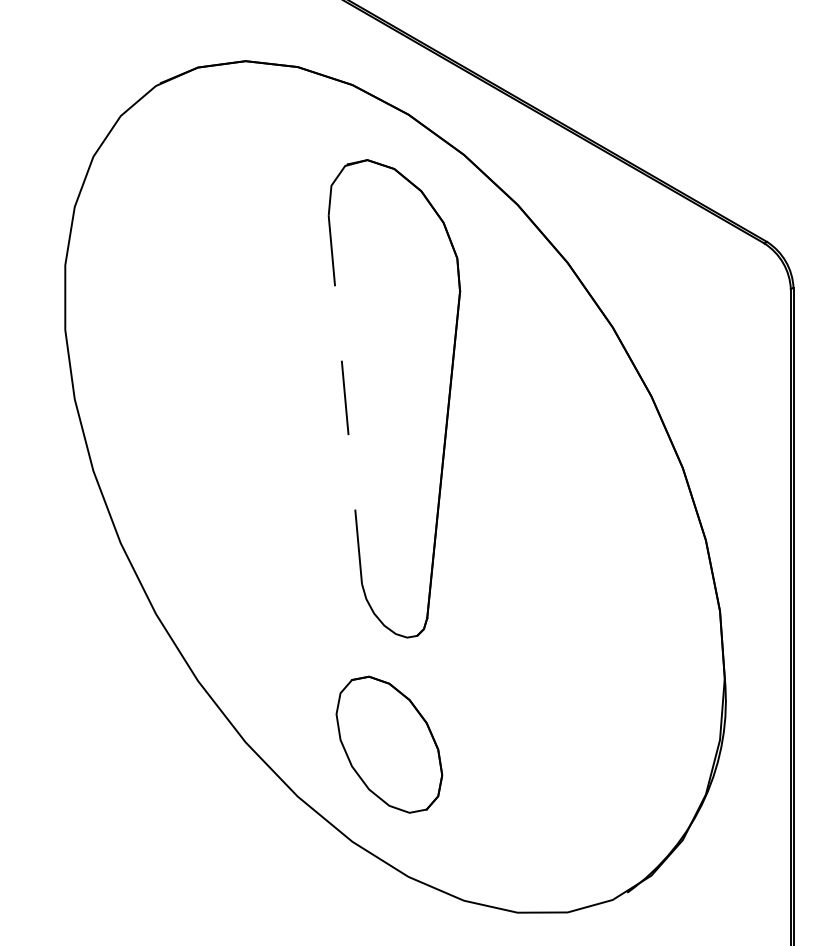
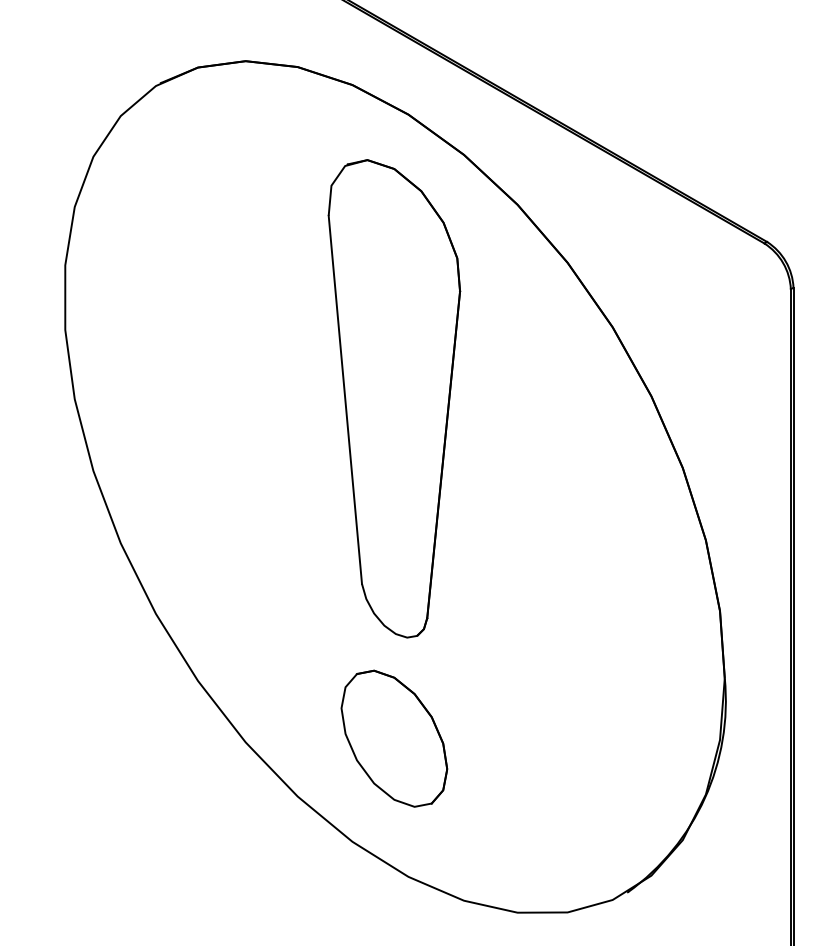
line: dashed -> solid (345, 399)
part position: (389, 744) -> (394, 738) (394, 738)
